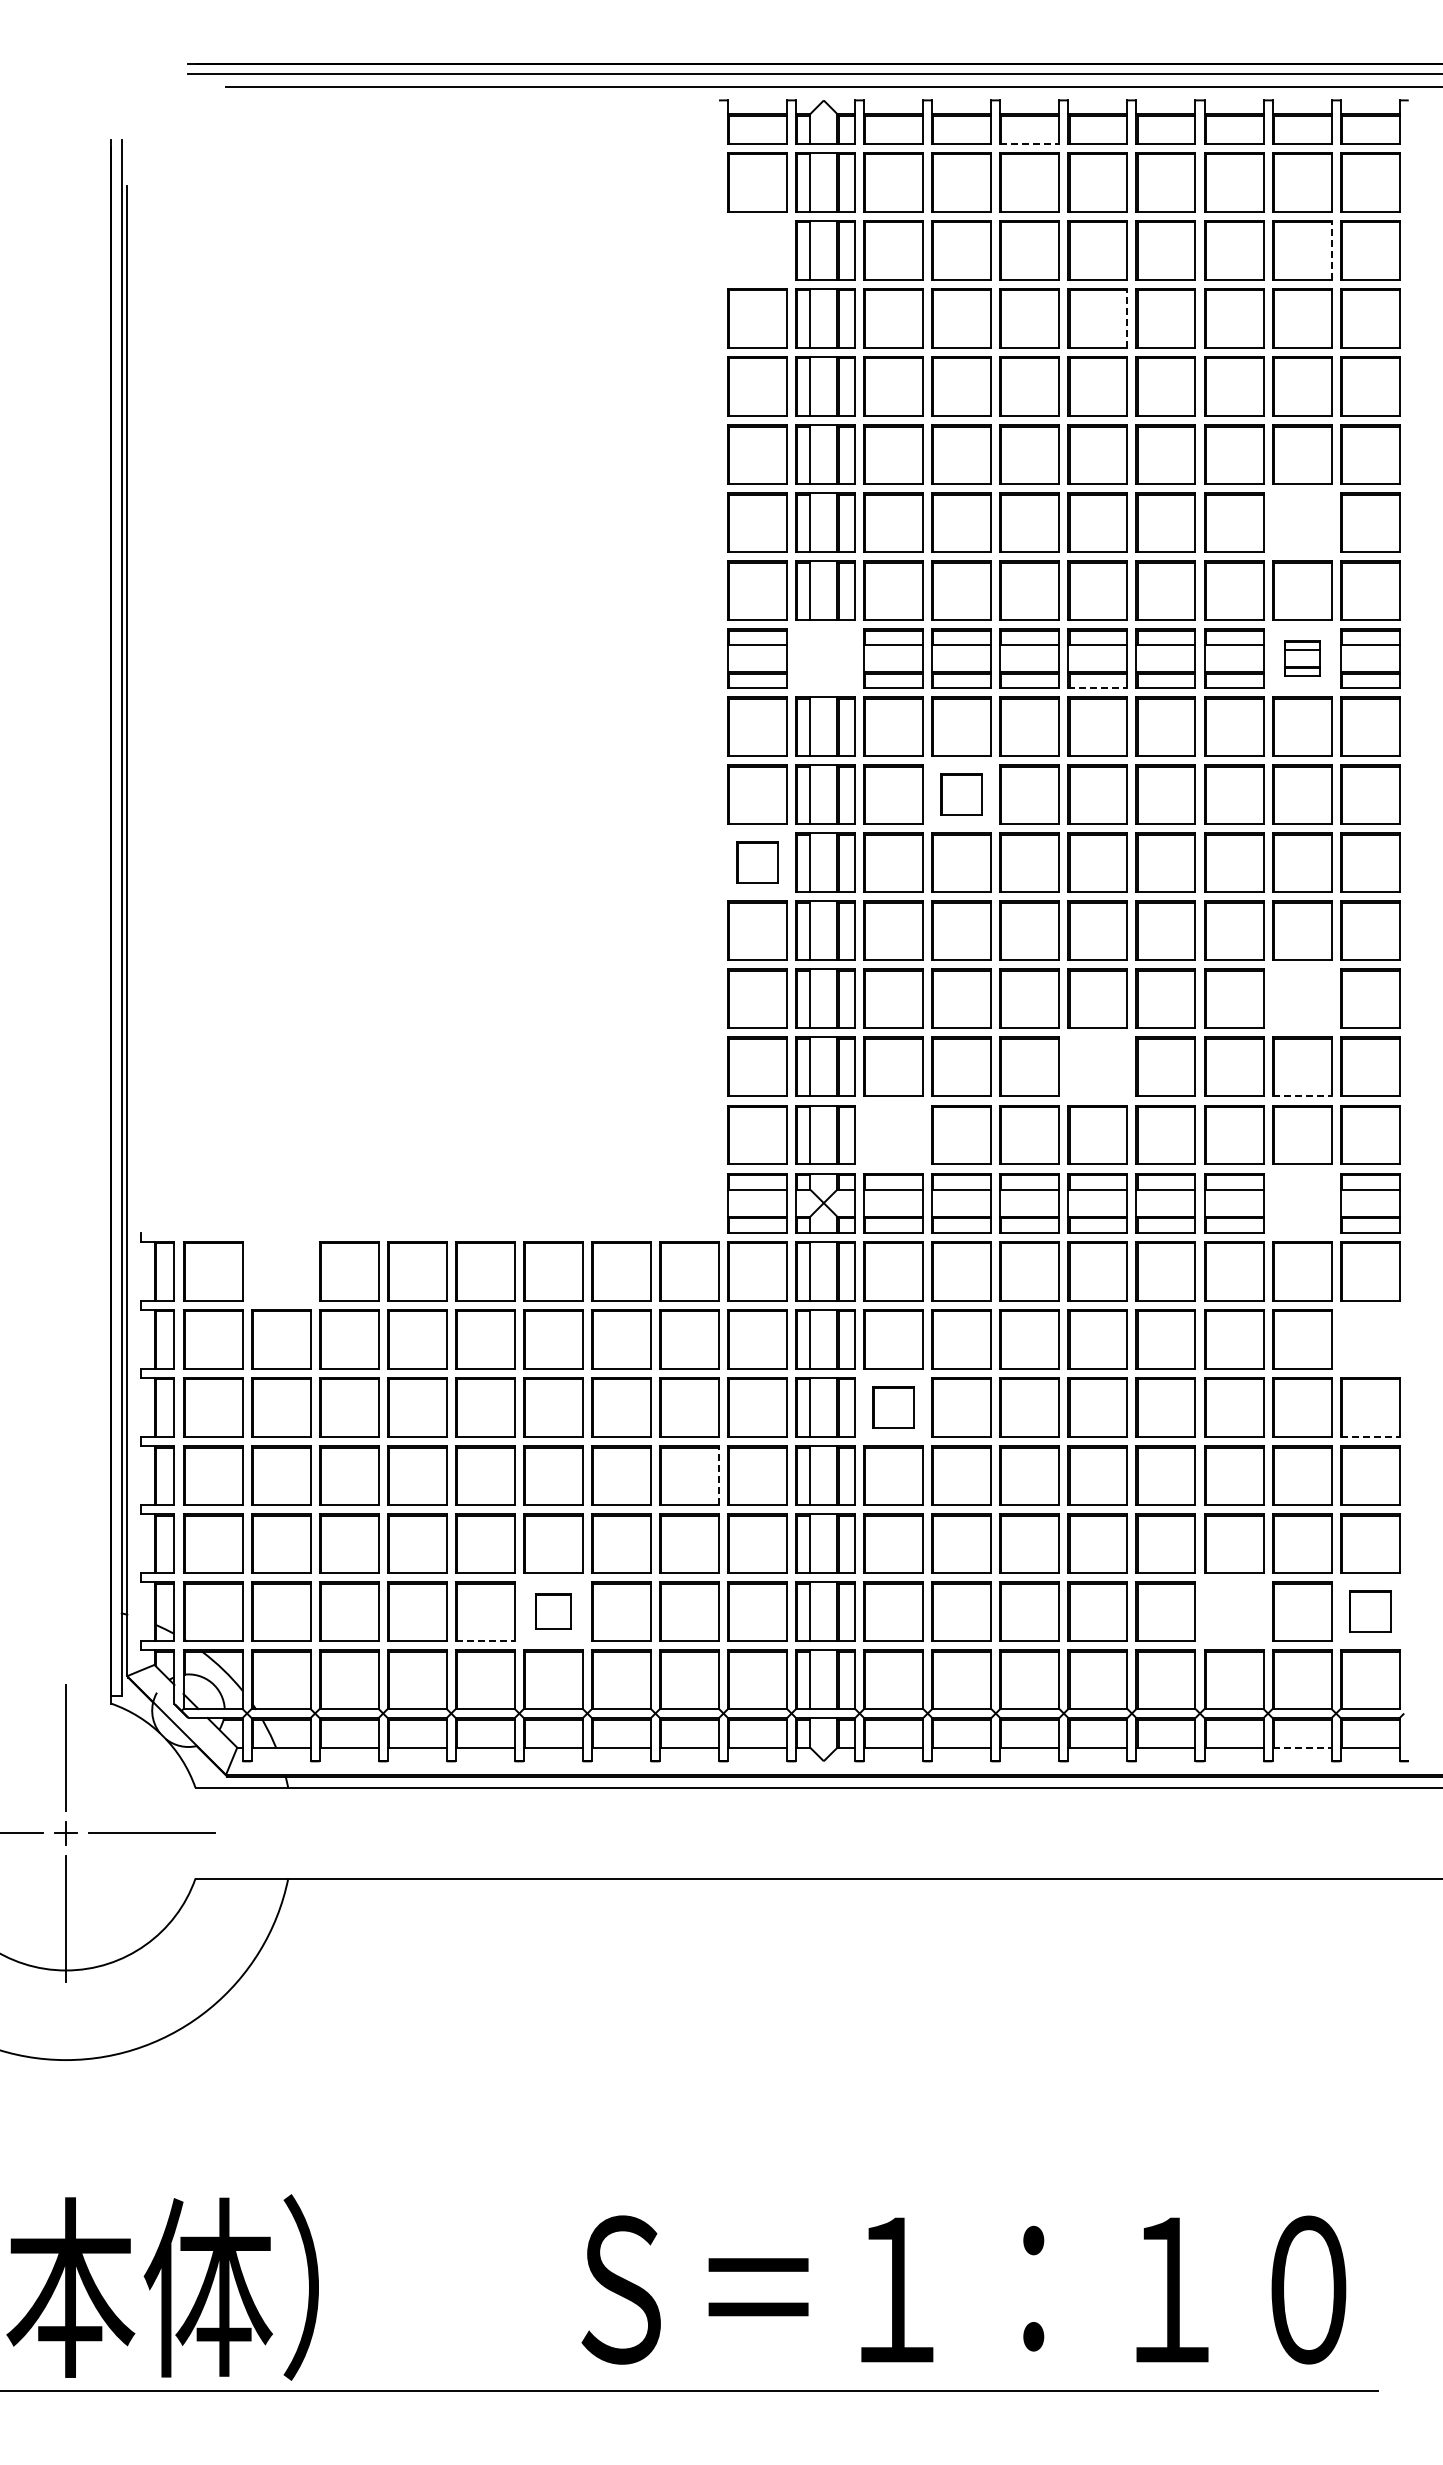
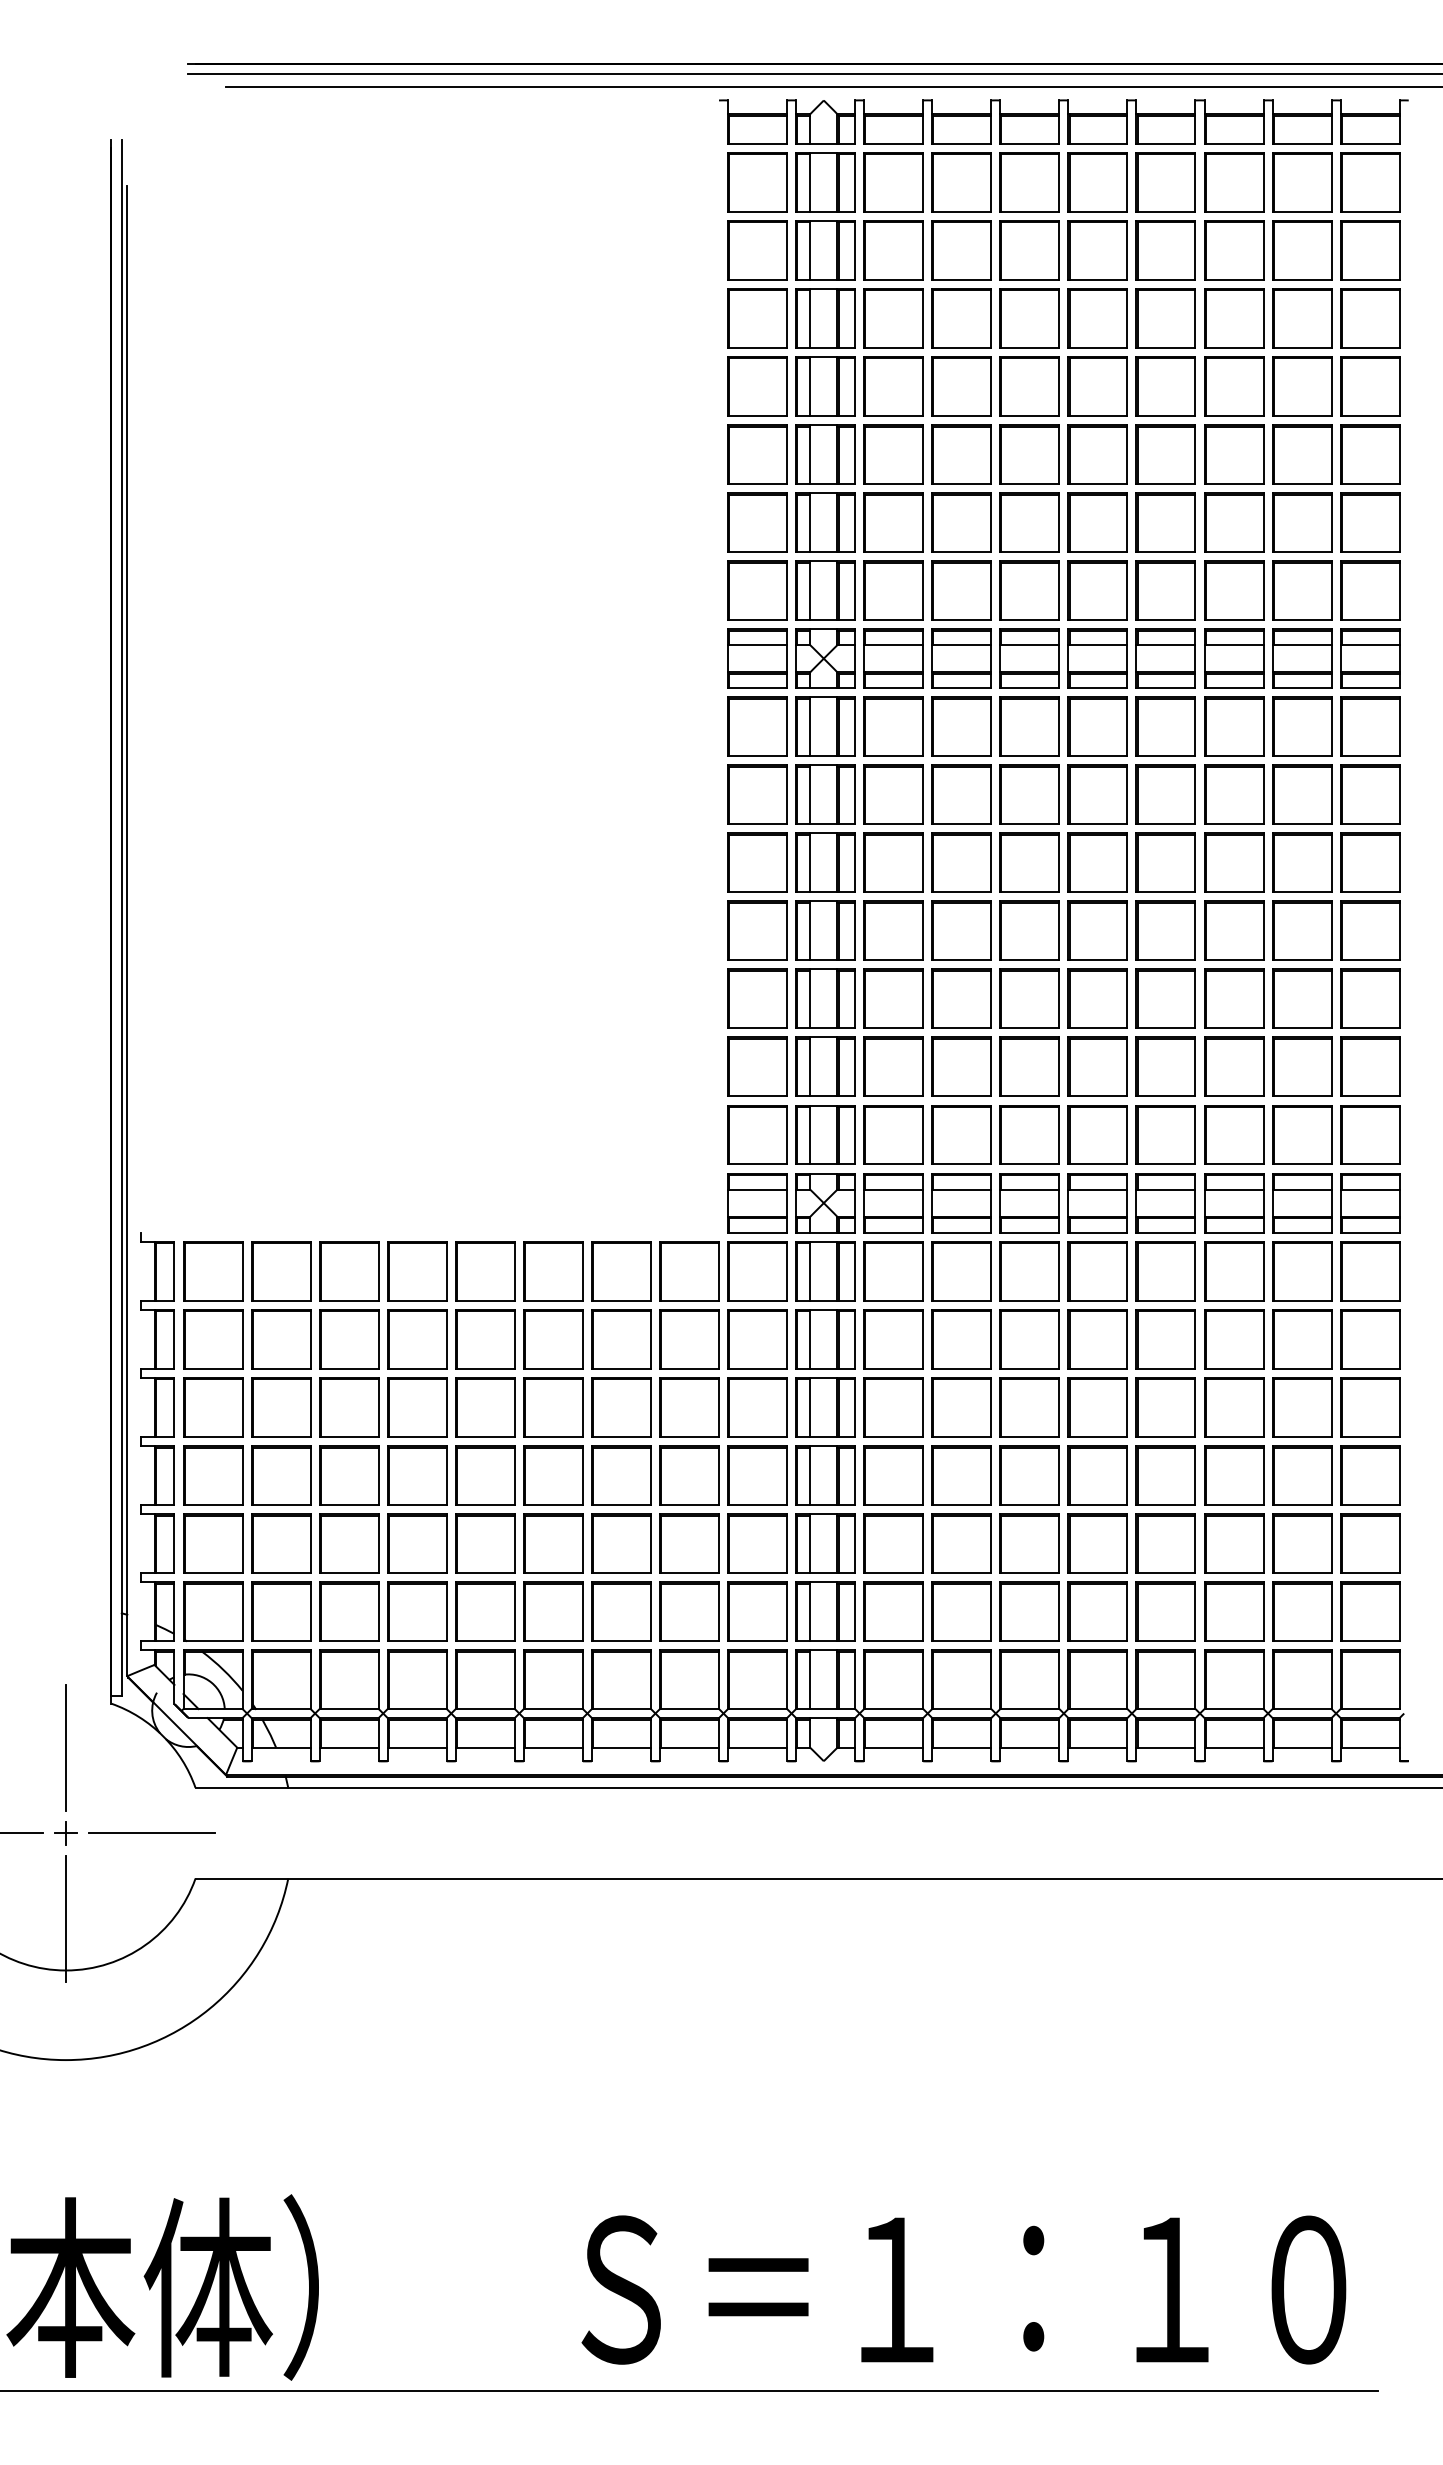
line: dashed -> solid (1030, 143)
line: dashed -> solid (1331, 249)
part: none -> present (757, 250)
line: dashed -> solid (1127, 317)
part: none -> present (1302, 522)
part: none -> present (825, 658)
part size: 37x37 px -> 61x61 px (1302, 658)
line: dashed -> solid (1098, 688)
part size: 43x43 px -> 61x61 px (961, 794)
part size: 43x43 px -> 61x61 px (757, 862)
part: none -> present (1302, 998)
part: none -> present (1097, 1066)
line: dashed -> solid (1302, 1096)
part: none -> present (893, 1134)
part: none -> present (1302, 1203)
part: none -> present (281, 1271)
part: none -> present (1370, 1339)
part size: 43x43 px -> 61x61 px (893, 1407)
line: dashed -> solid (1370, 1436)
line: dashed -> solid (719, 1474)
part size: 37x37 px -> 61x61 px (553, 1611)
part: none -> present (1234, 1611)
part size: 43x43 px -> 61x61 px (1370, 1611)
line: dashed -> solid (485, 1640)
line: dashed -> solid (1302, 1747)
